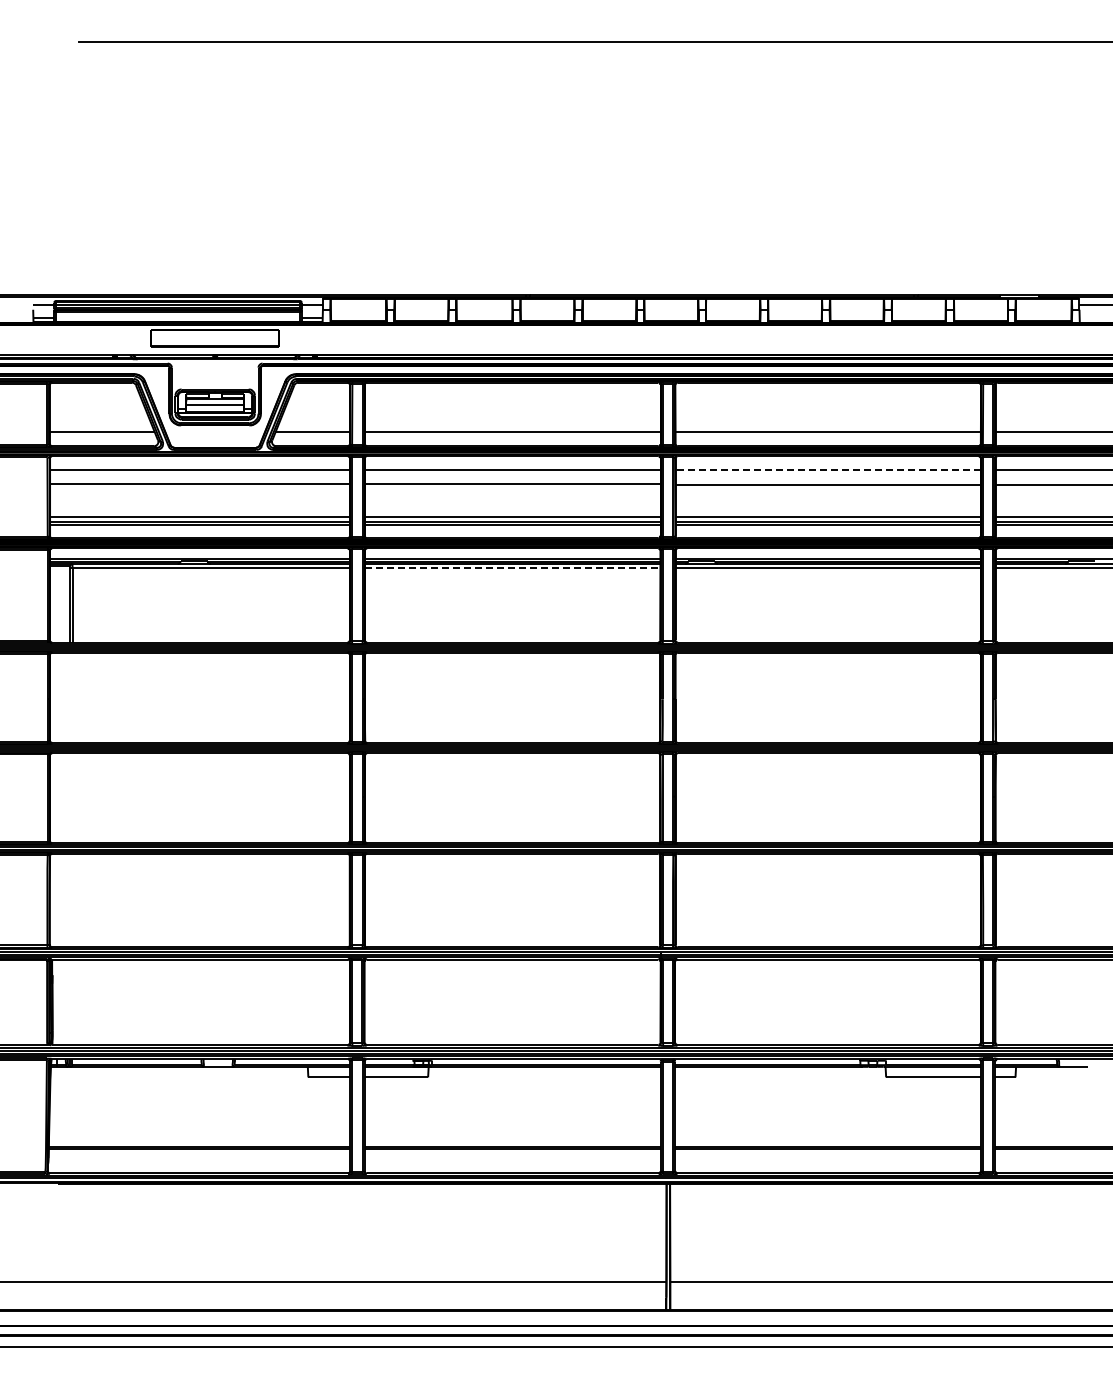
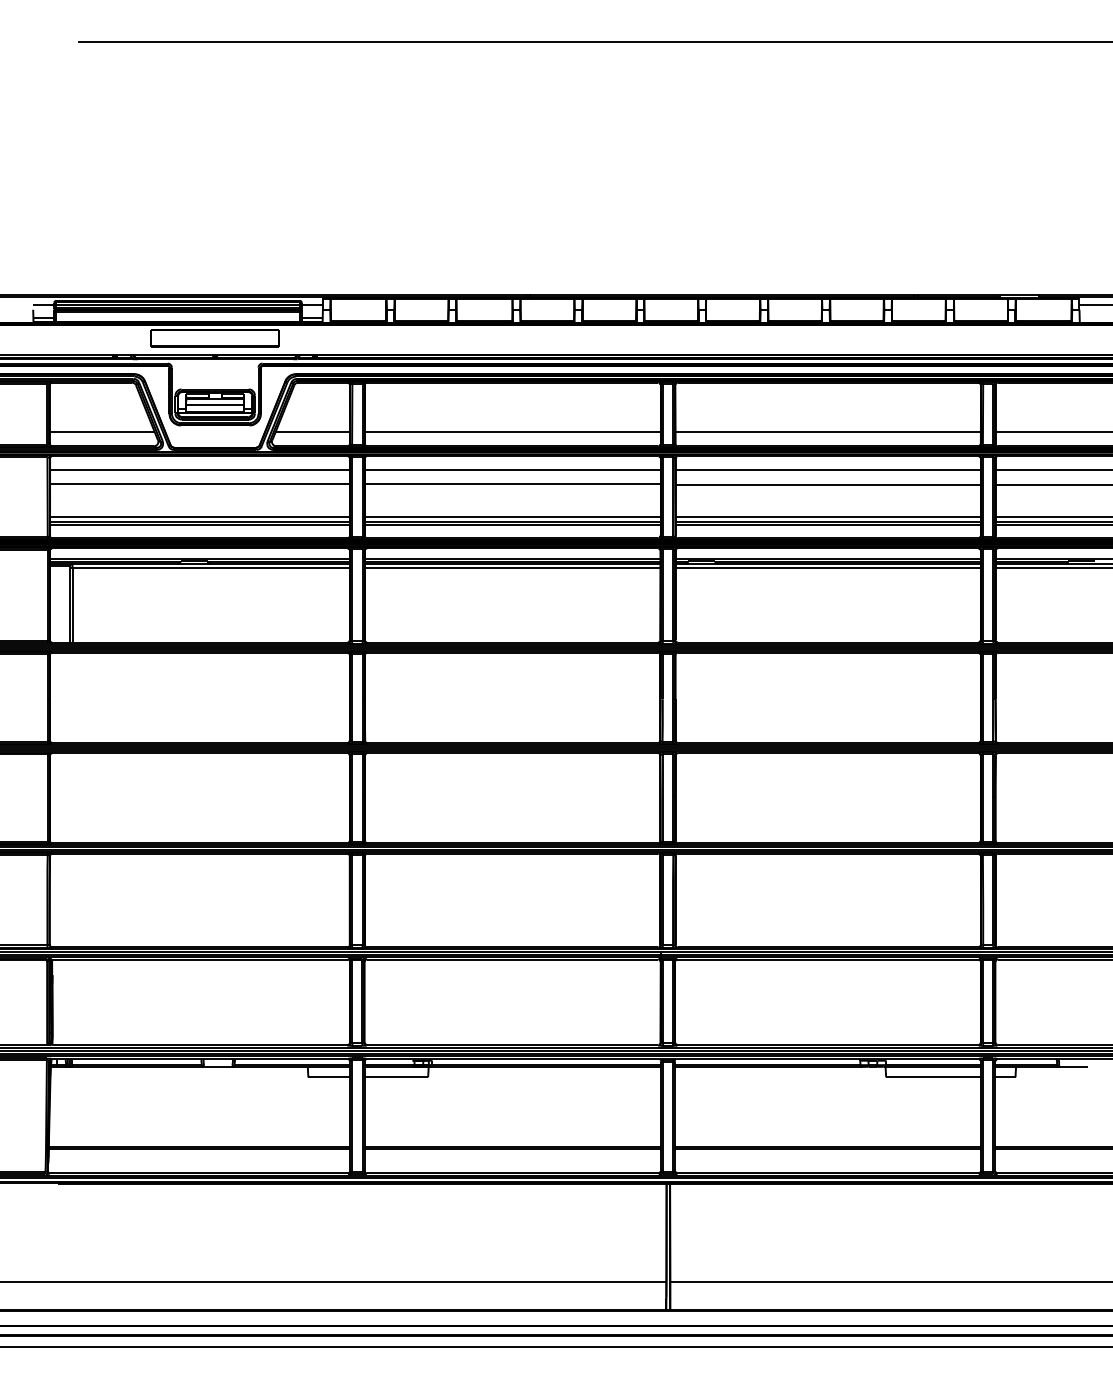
line: dashed -> solid (827, 469)
line: dashed -> solid (512, 568)
